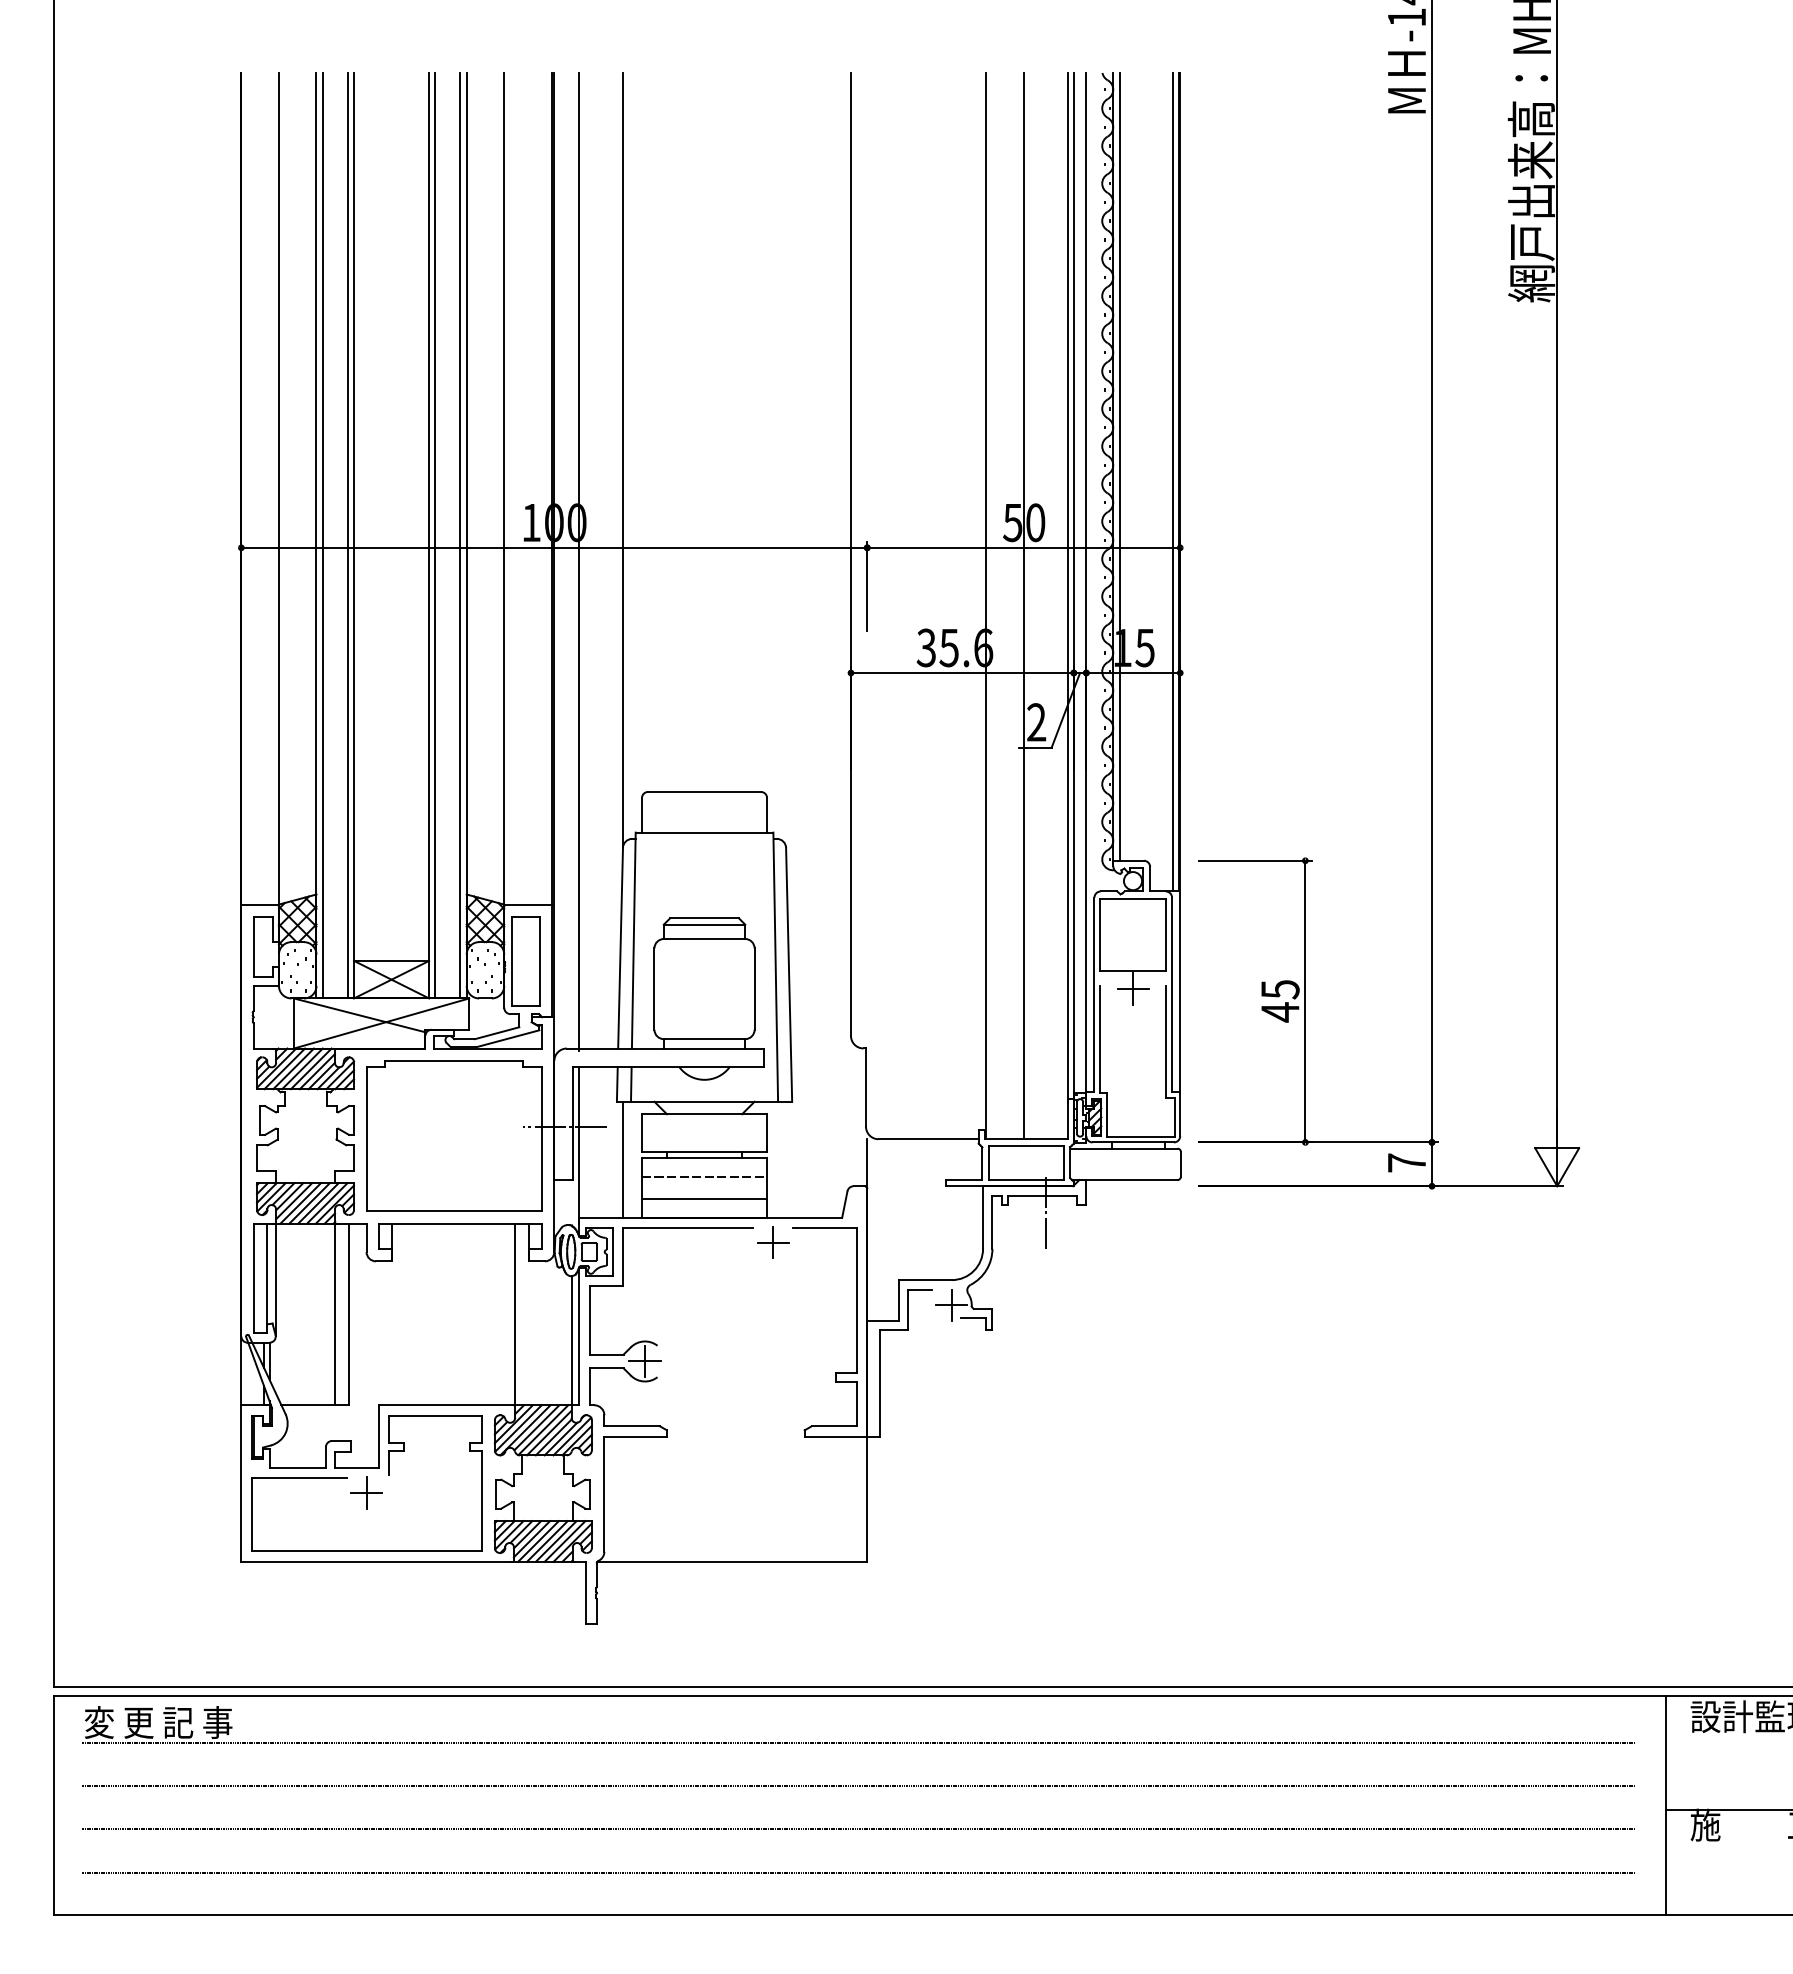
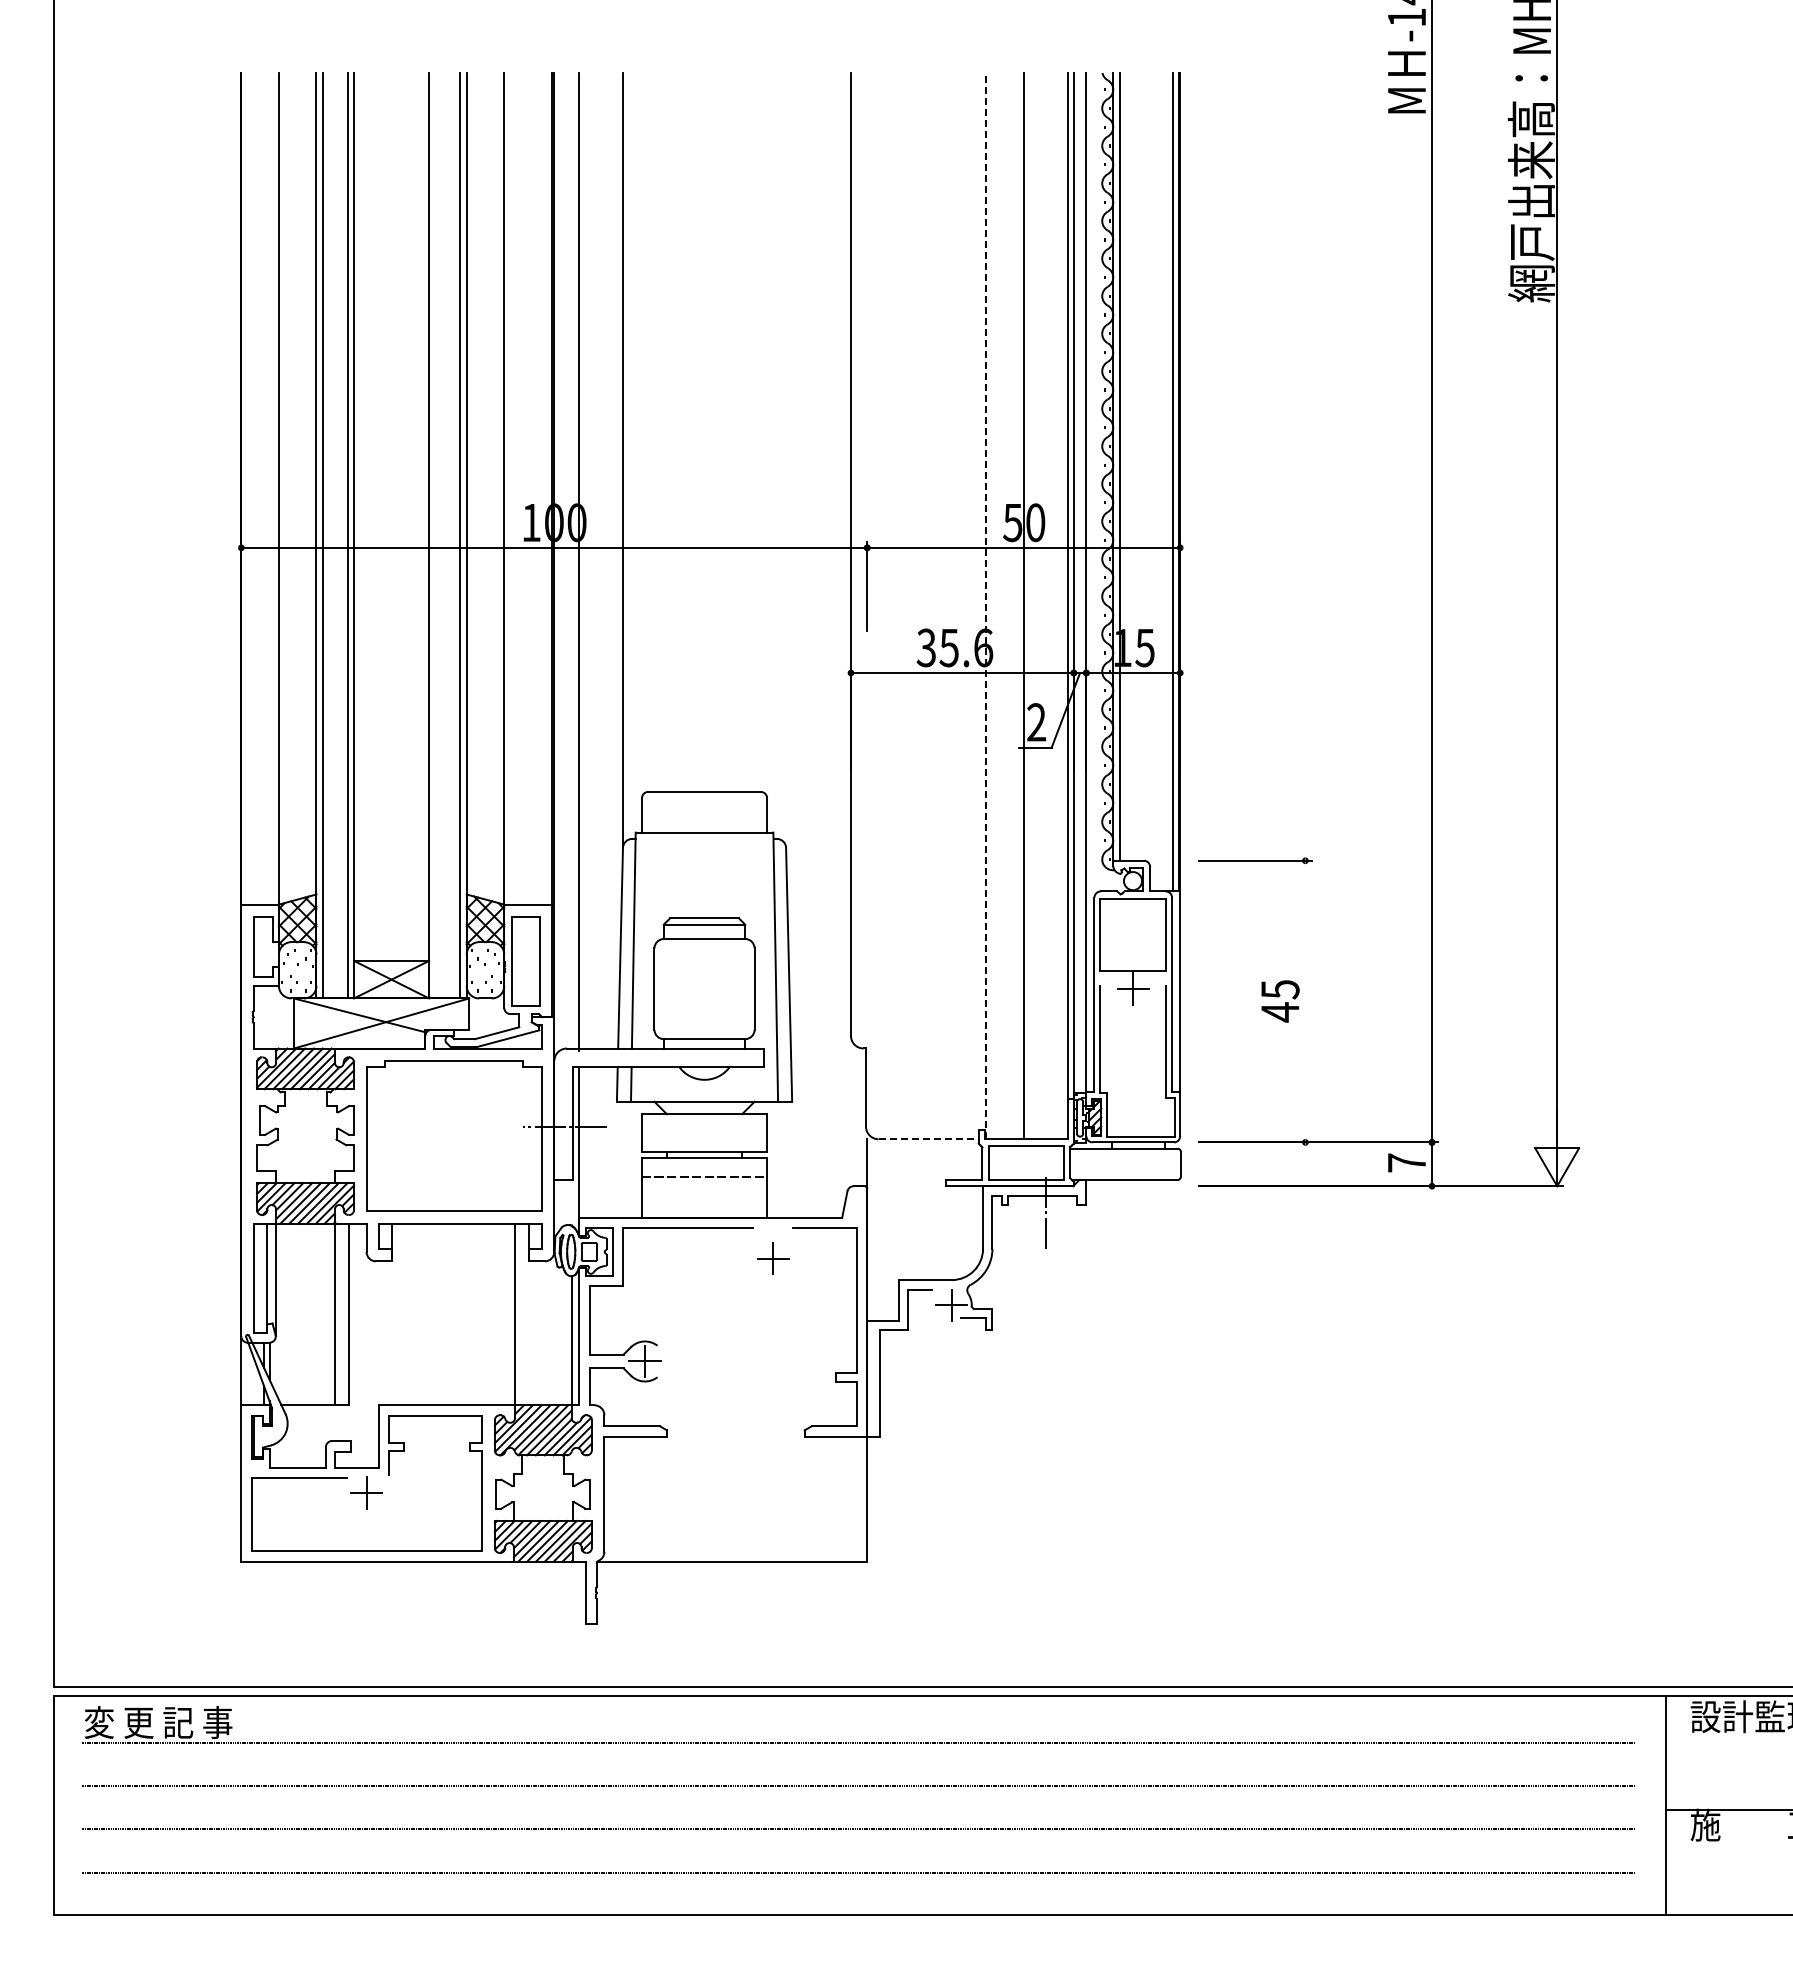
line: present -> none (435, 535)
line: solid -> dashed (986, 605)
line: present -> none (1305, 1001)
line: solid -> dashed (929, 1139)
line: present -> none (623, 1159)
line: present -> none (704, 1198)
part position: (773, 1242) -> (773, 1258) (773, 1258)
